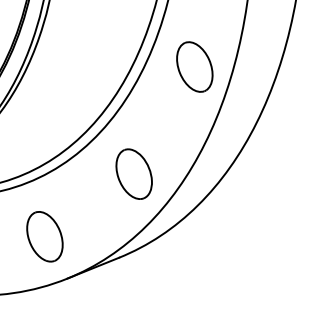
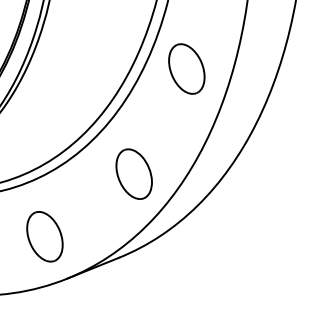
part position: (194, 66) -> (186, 68) (186, 68)
